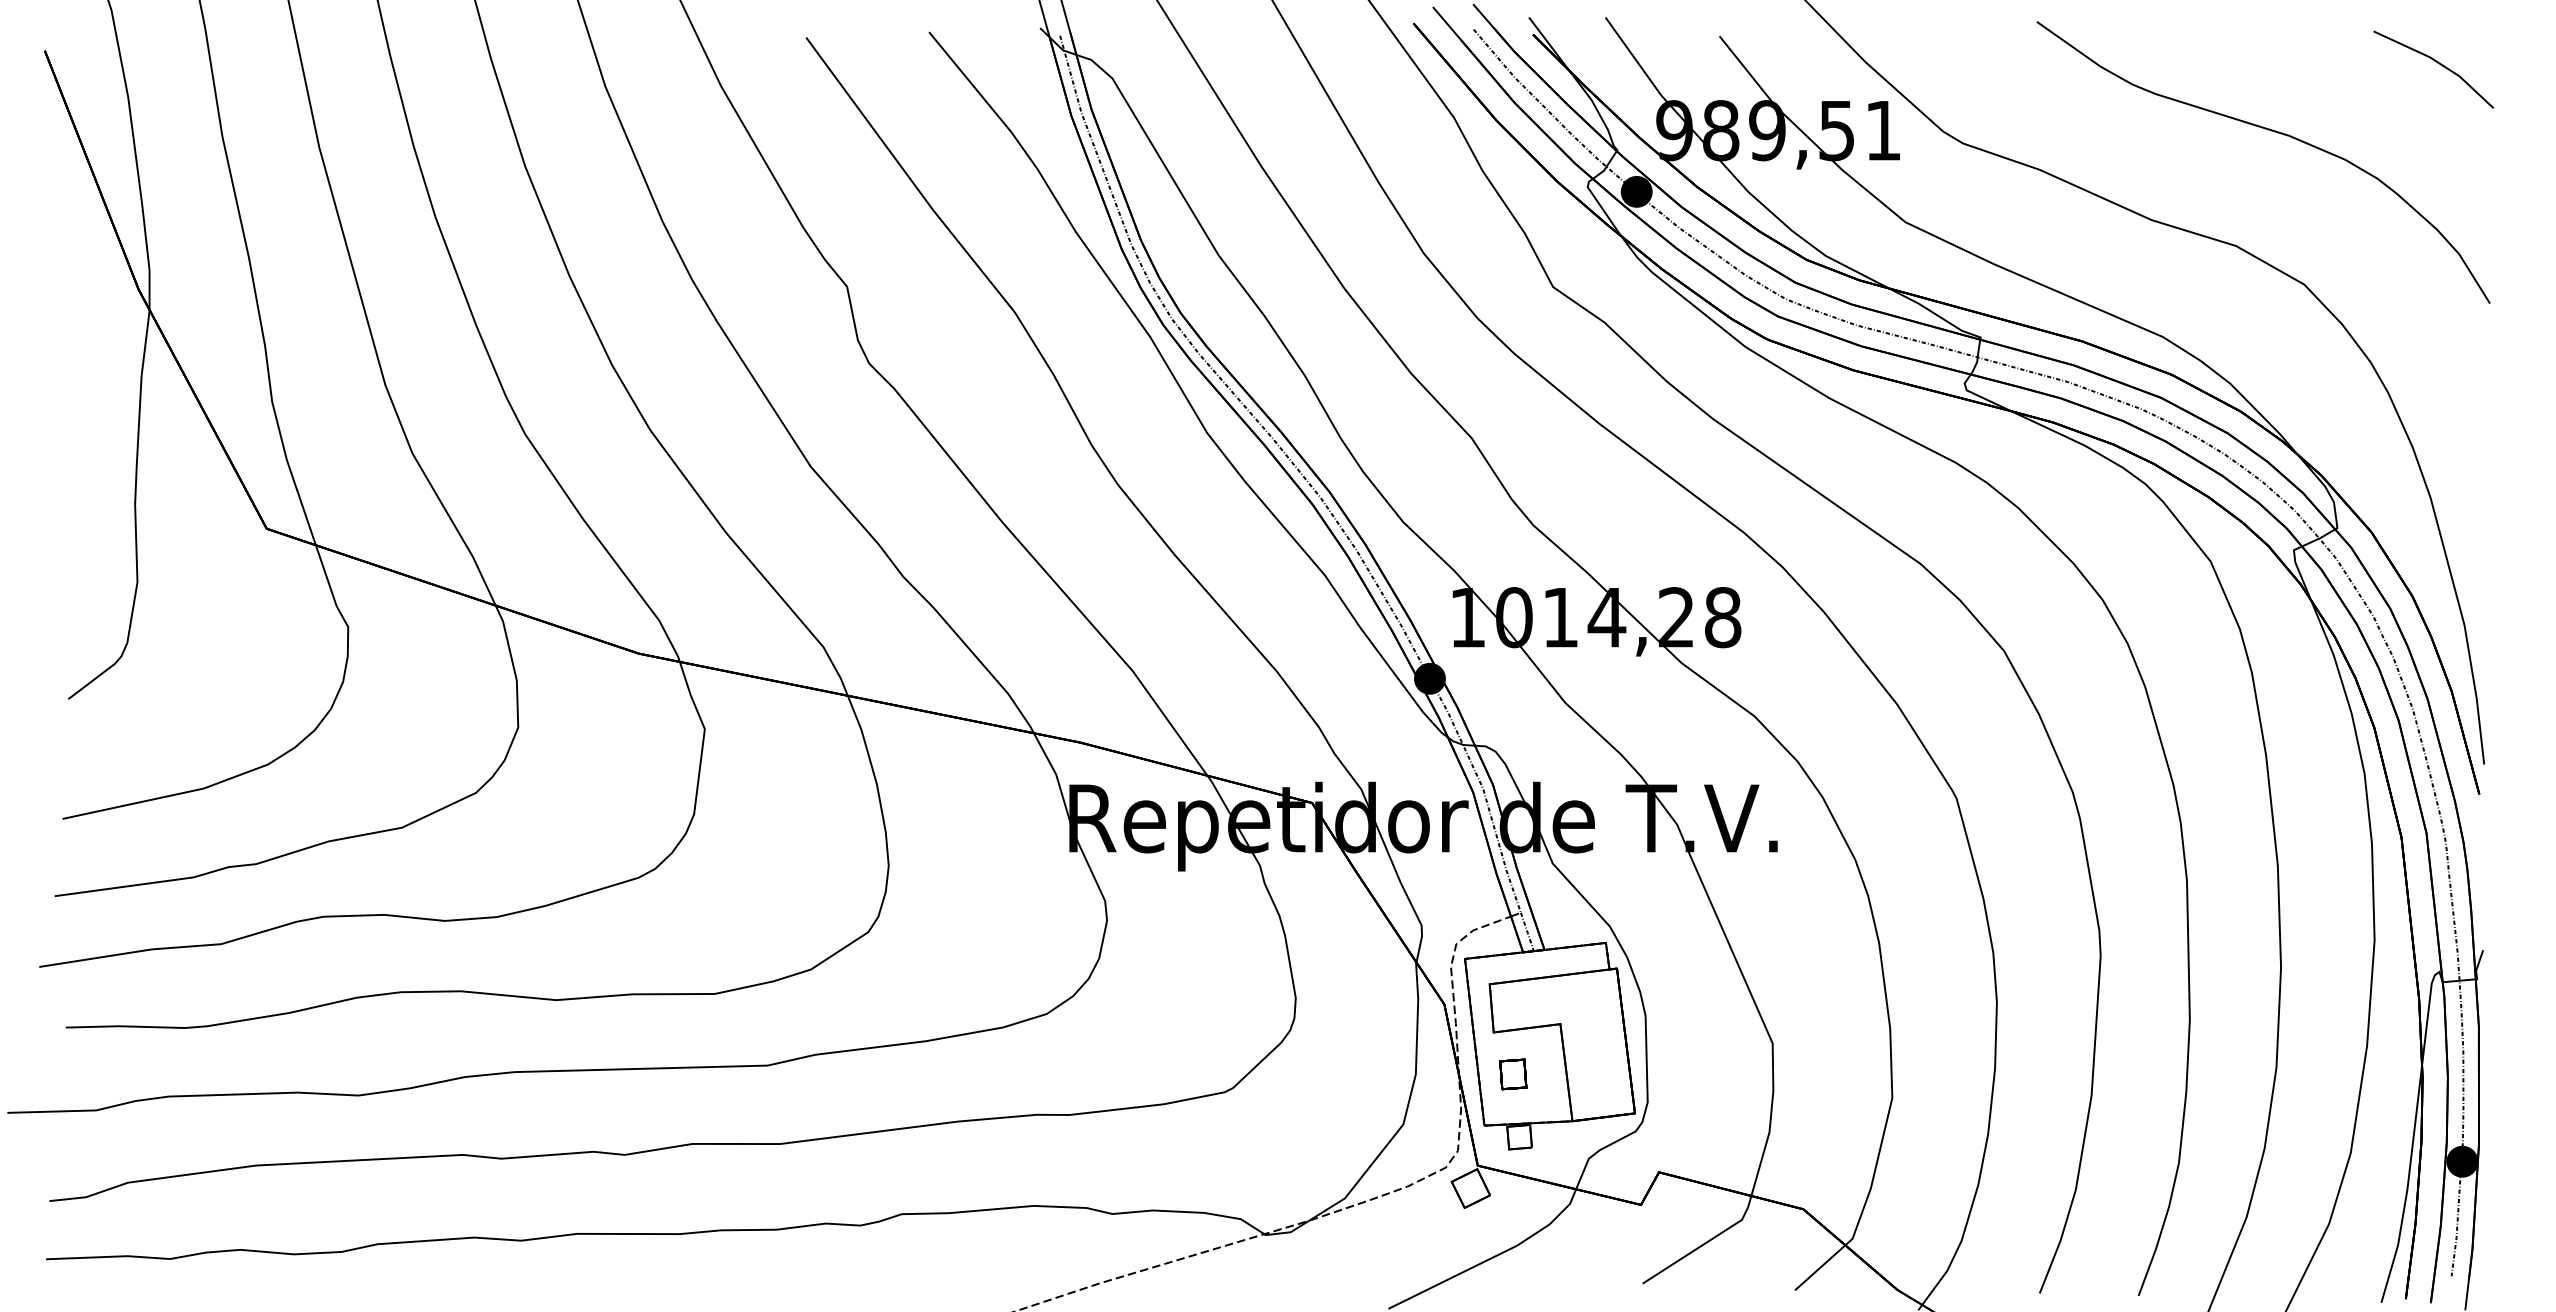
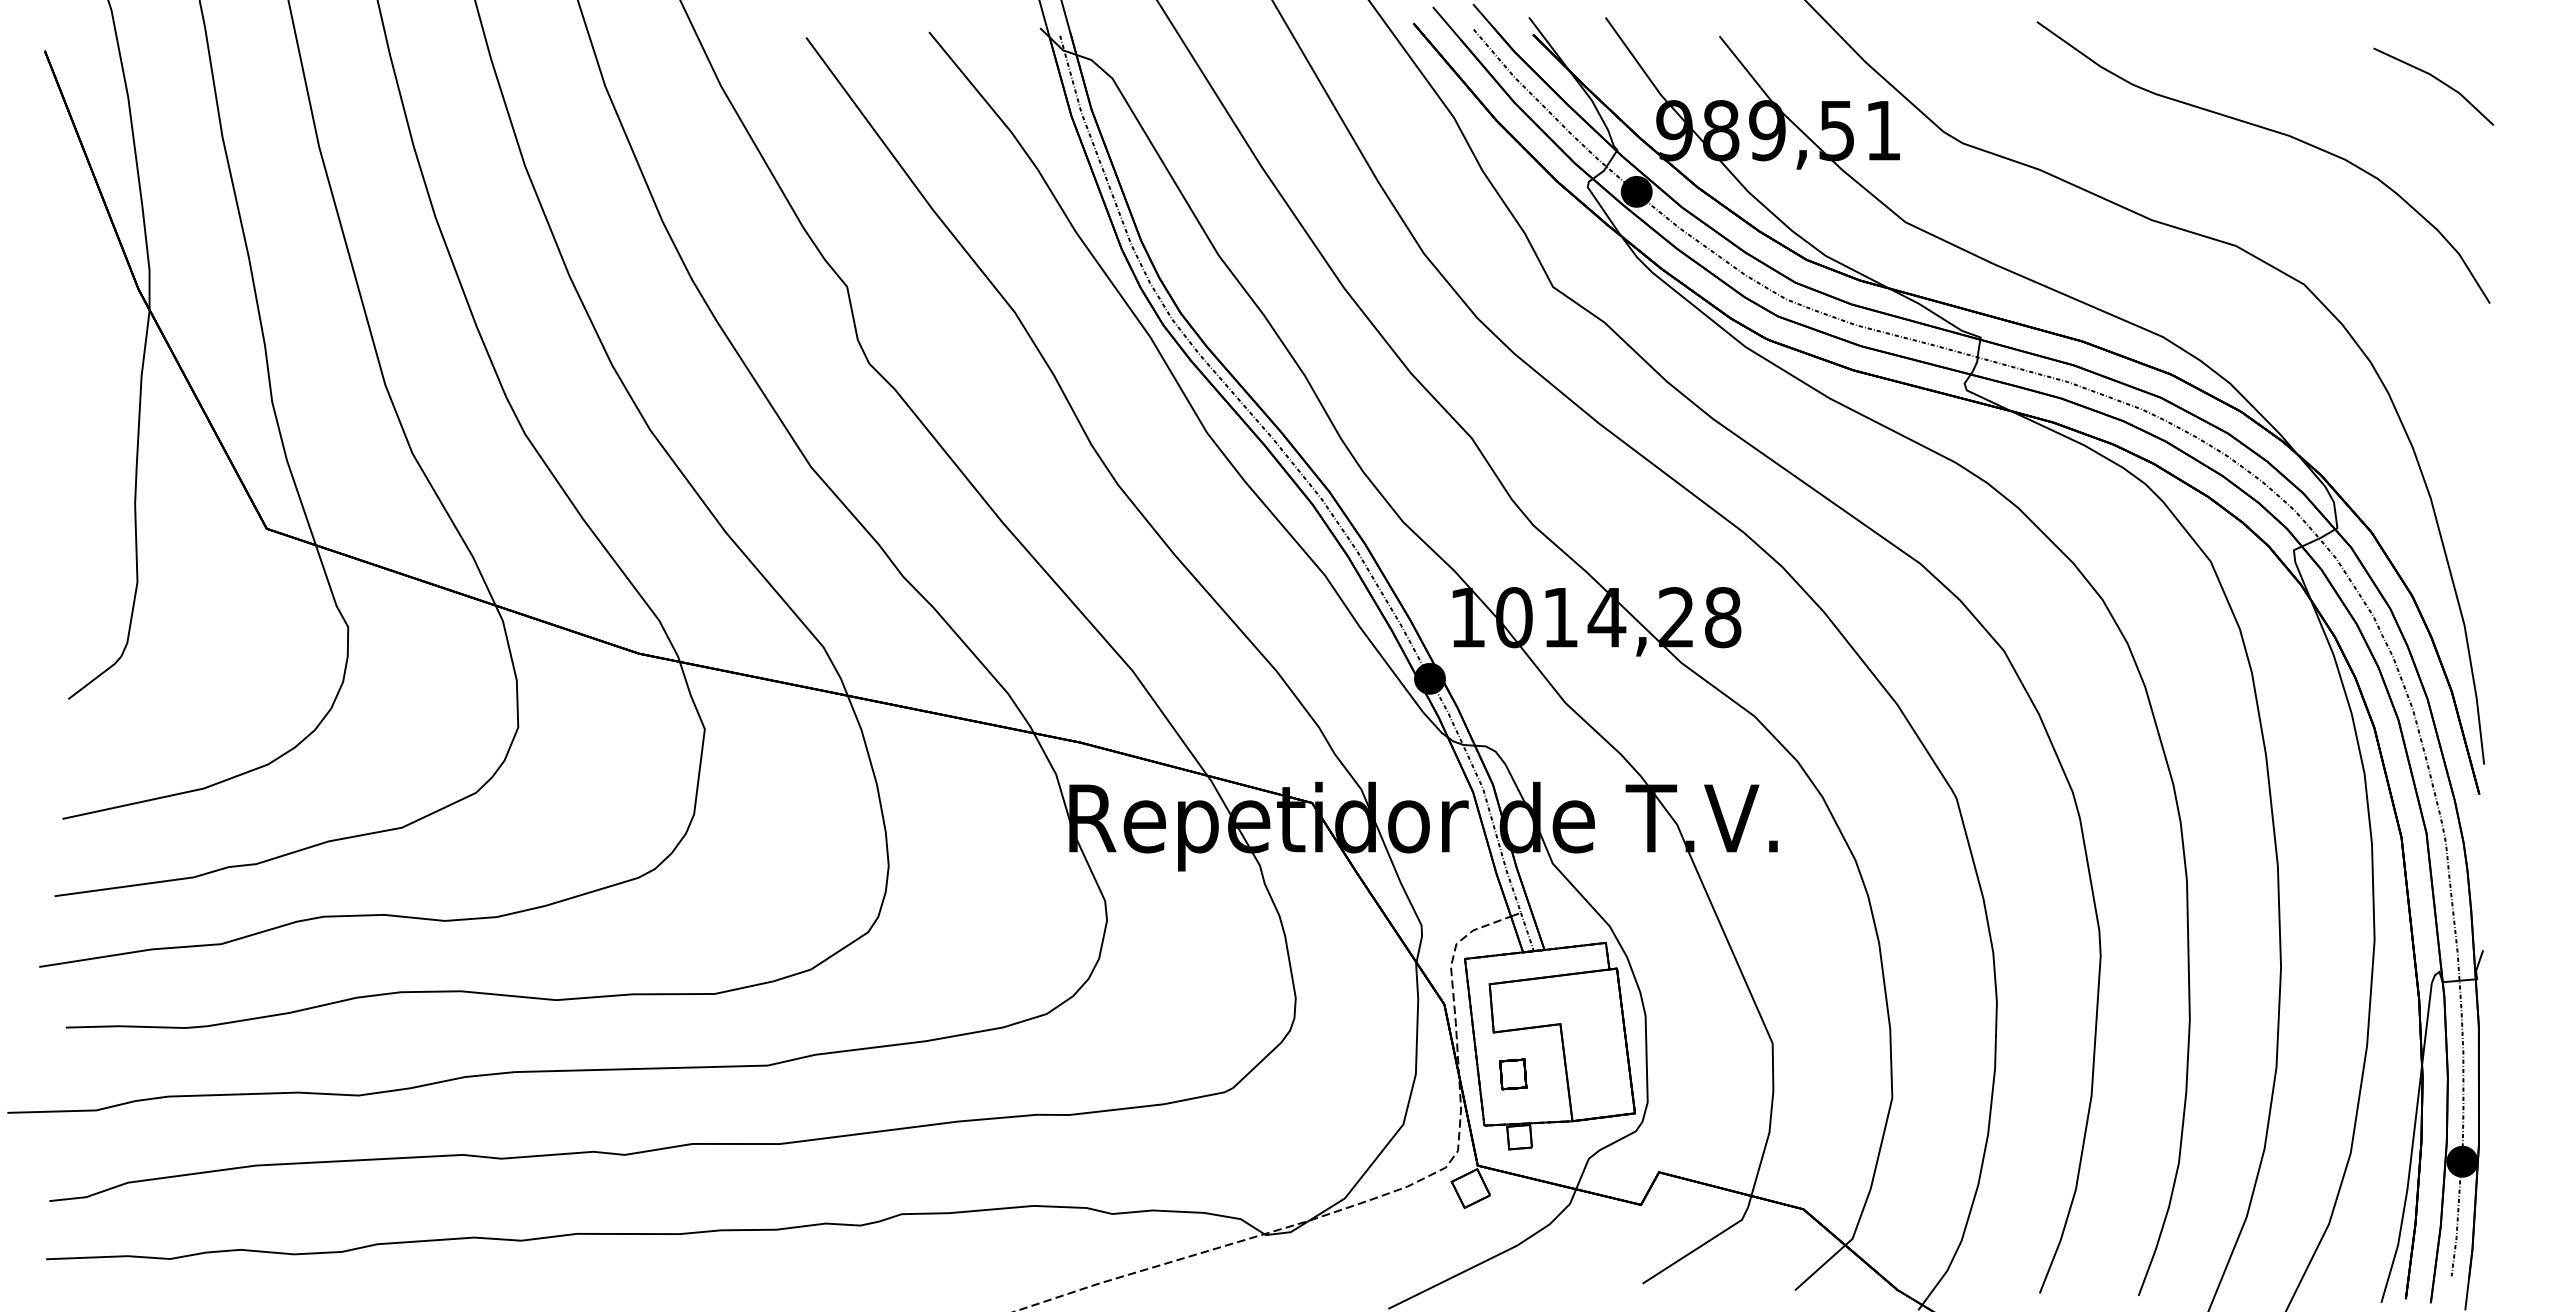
part position: (2437, 63) -> (2437, 80) (2437, 80)
